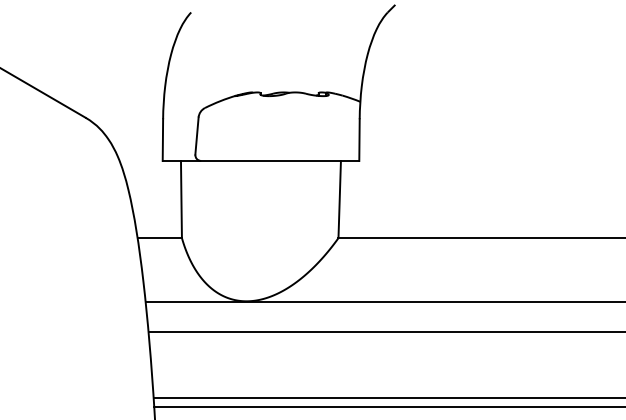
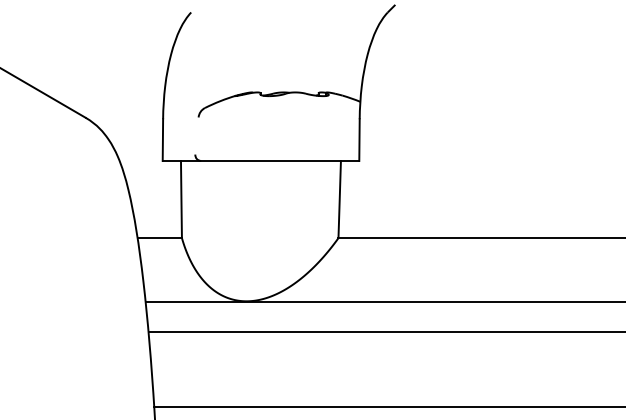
line: present -> none (196, 135)
line: present -> none (387, 398)
